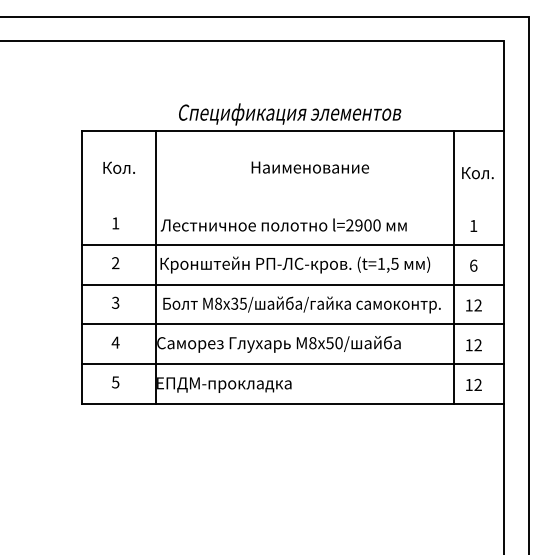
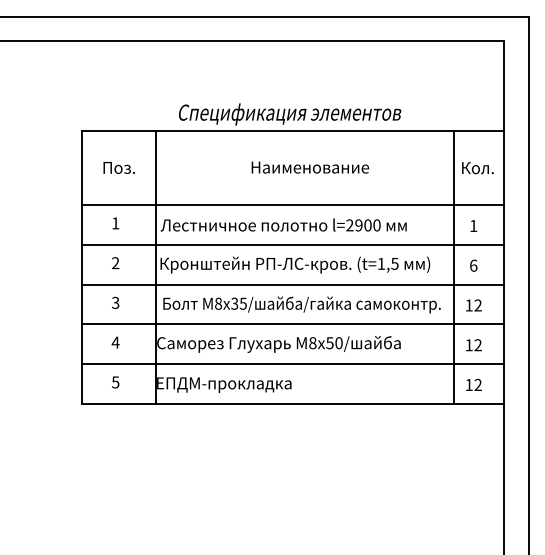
text: Кол. -> Поз. (117, 167)
text position: (477, 173) -> (477, 168) (477, 168)
line: none -> present (292, 205)
